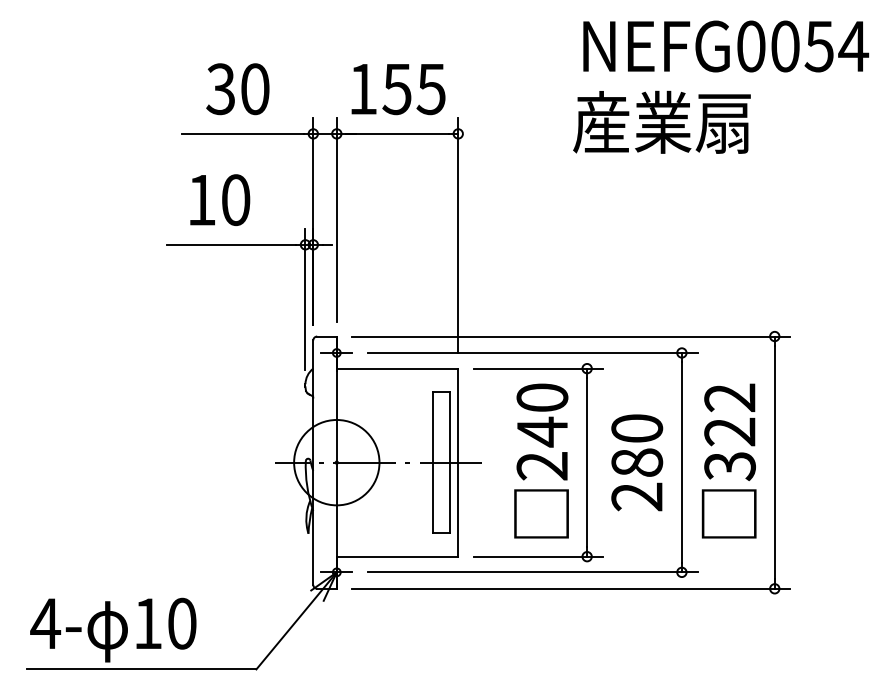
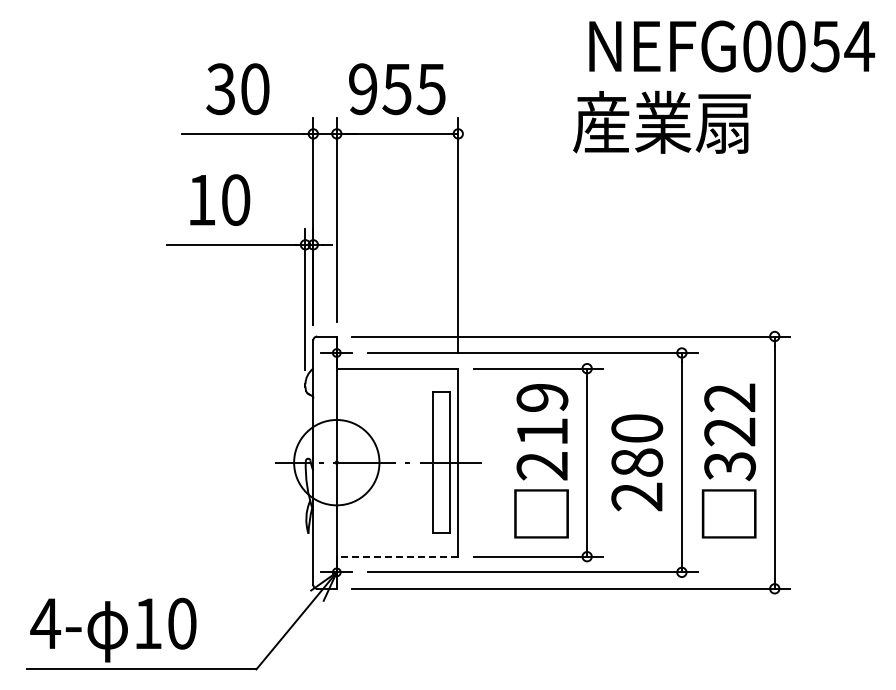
text position: (726, 46) -> (732, 46) (732, 46)
text: 155 -> 955 (363, 89)
text: 240 -> 219 (542, 415)
line: solid -> dashed (397, 556)
